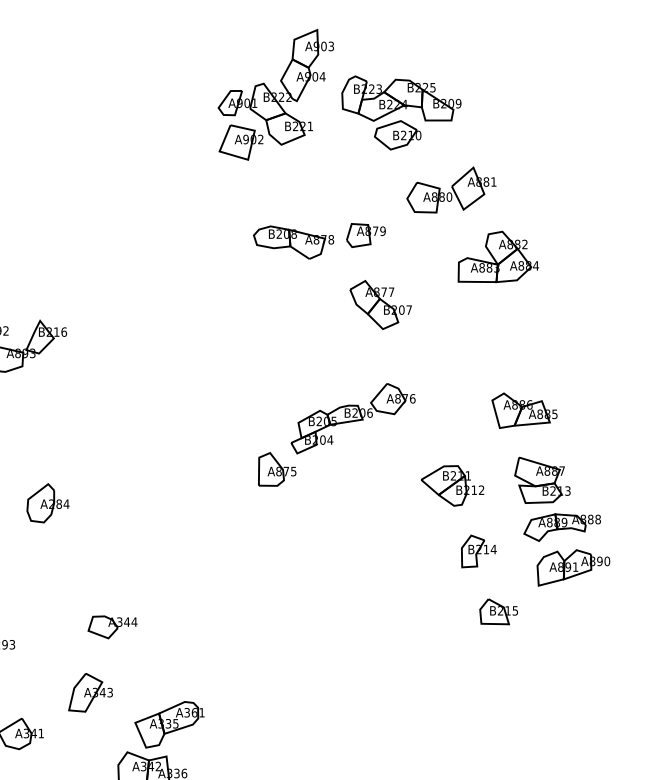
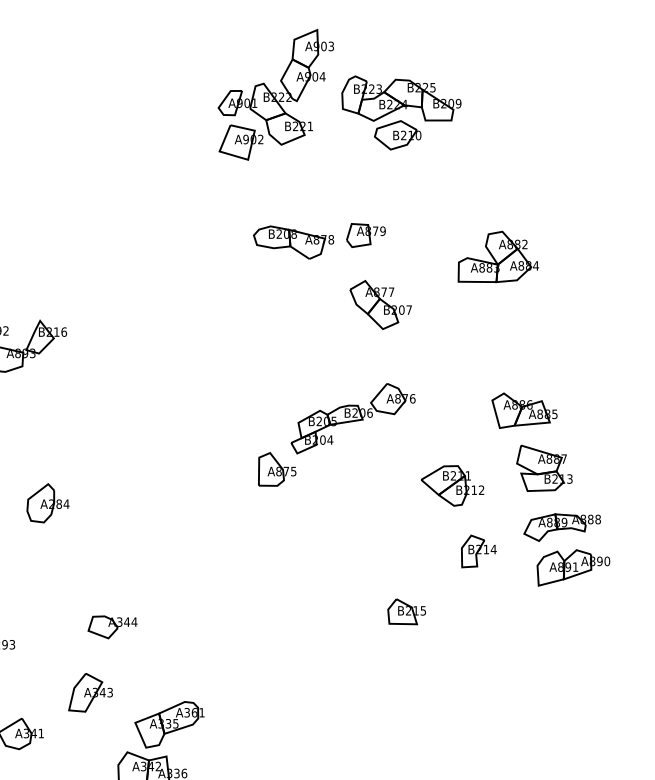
part: present -> none (451, 189)
part position: (542, 479) -> (544, 467) (544, 467)
part position: (498, 611) -> (406, 611) (406, 611)
